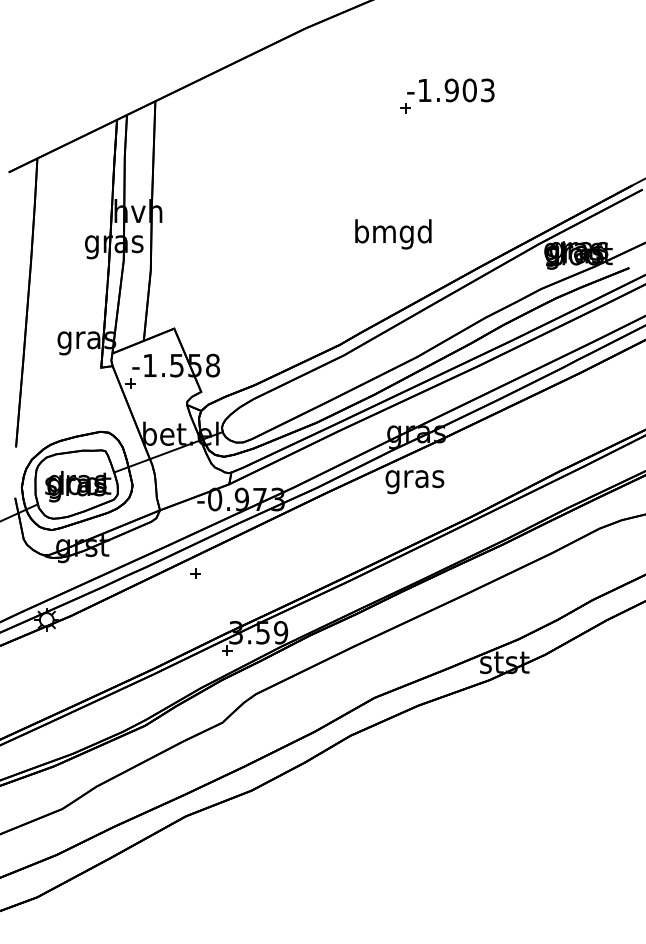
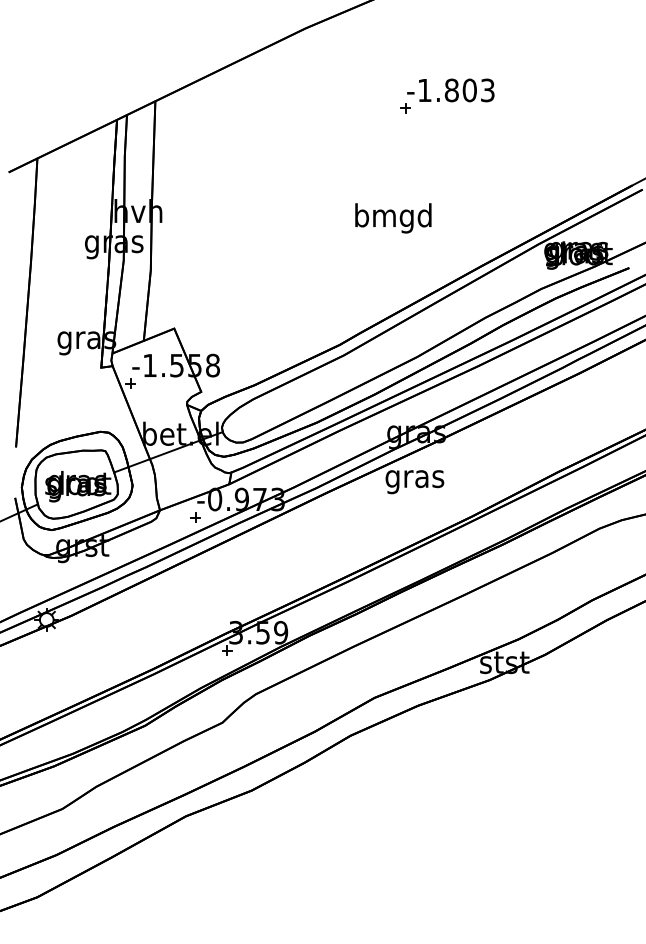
text: -1.903 -> -1.803 (451, 90)
text position: (393, 234) -> (393, 218) (393, 218)
part position: (195, 573) -> (195, 517) (195, 517)
